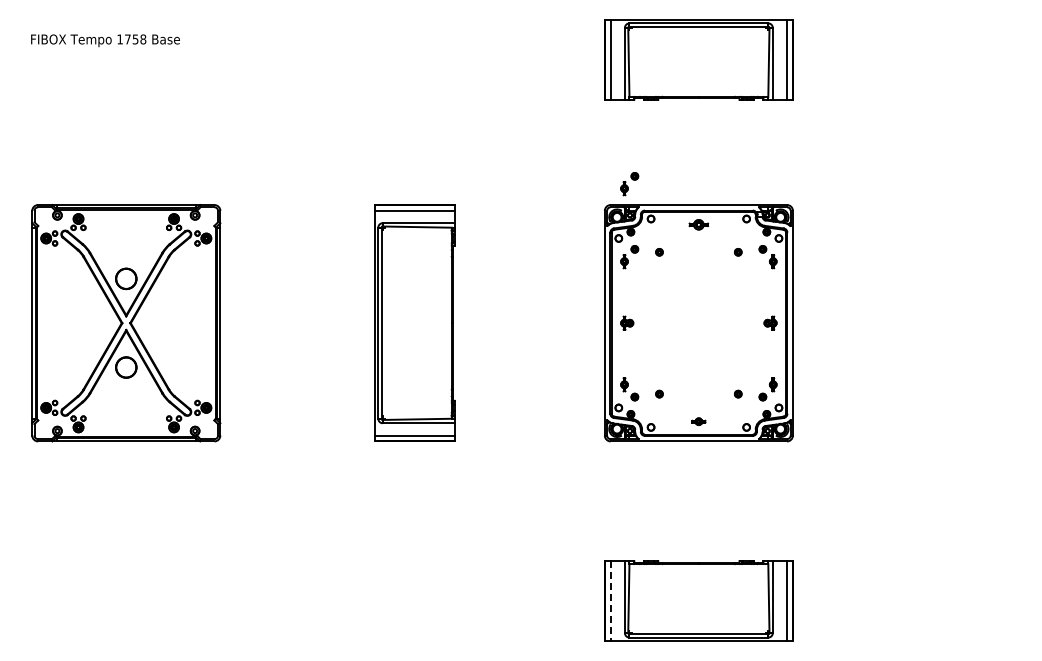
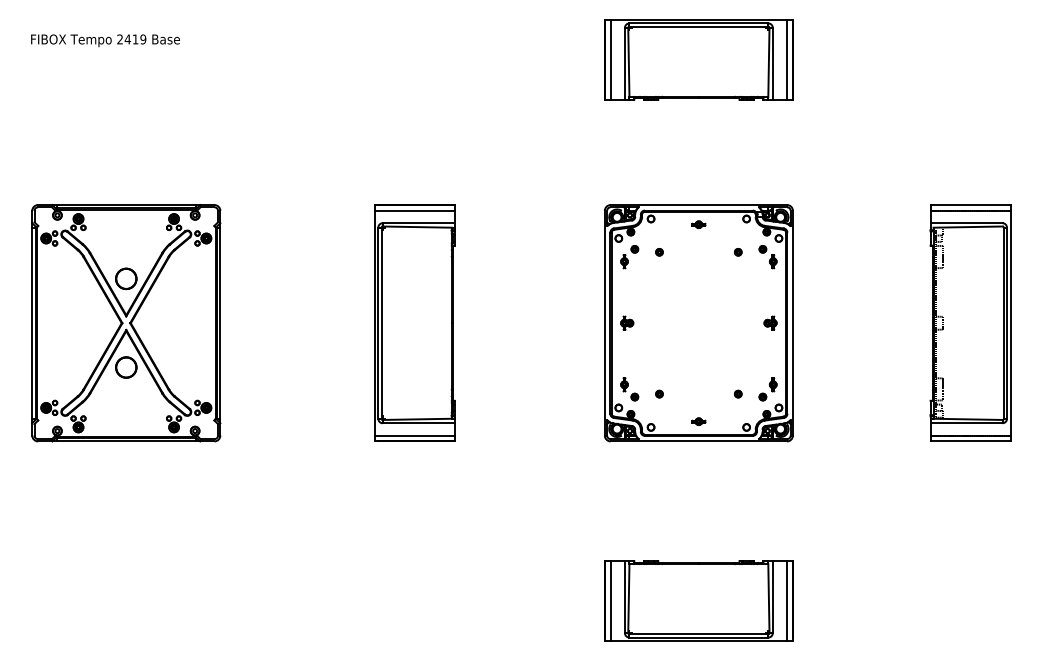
text: 1758 -> 2419 (131, 39)
part: present -> none (629, 184)
part size: 22x12 px -> 16x9 px (698, 224)
part: none -> present (970, 322)
line: dashed -> solid (610, 601)
